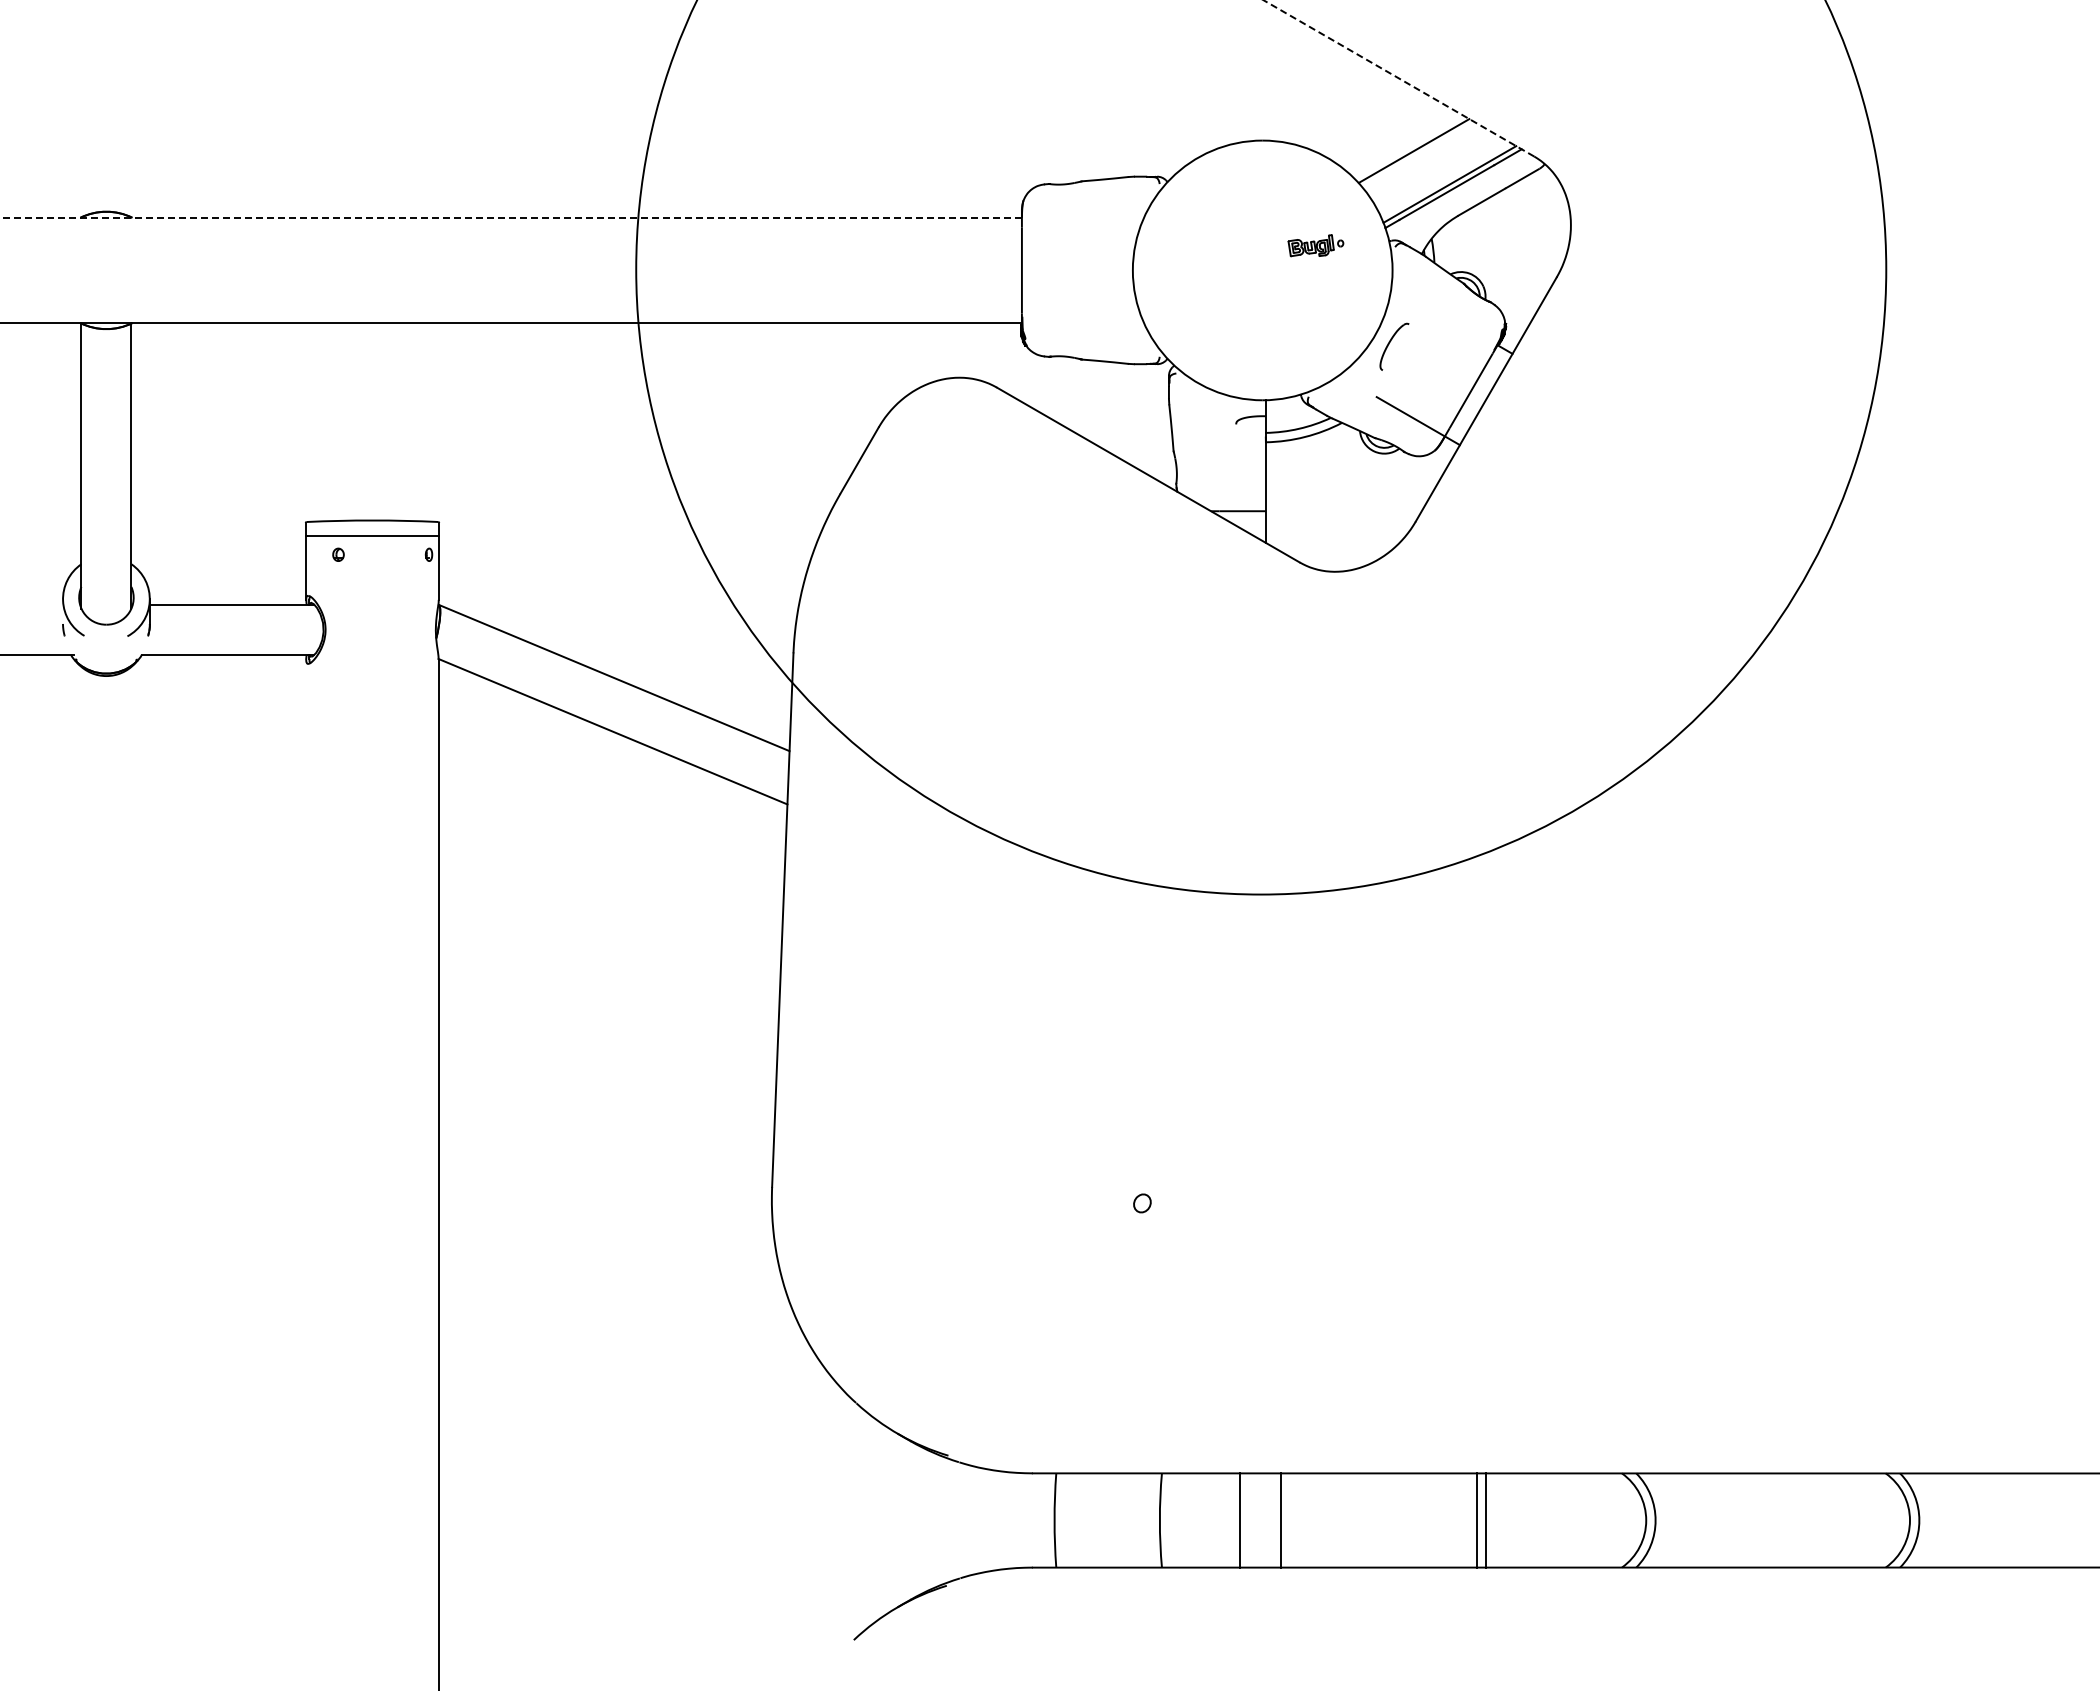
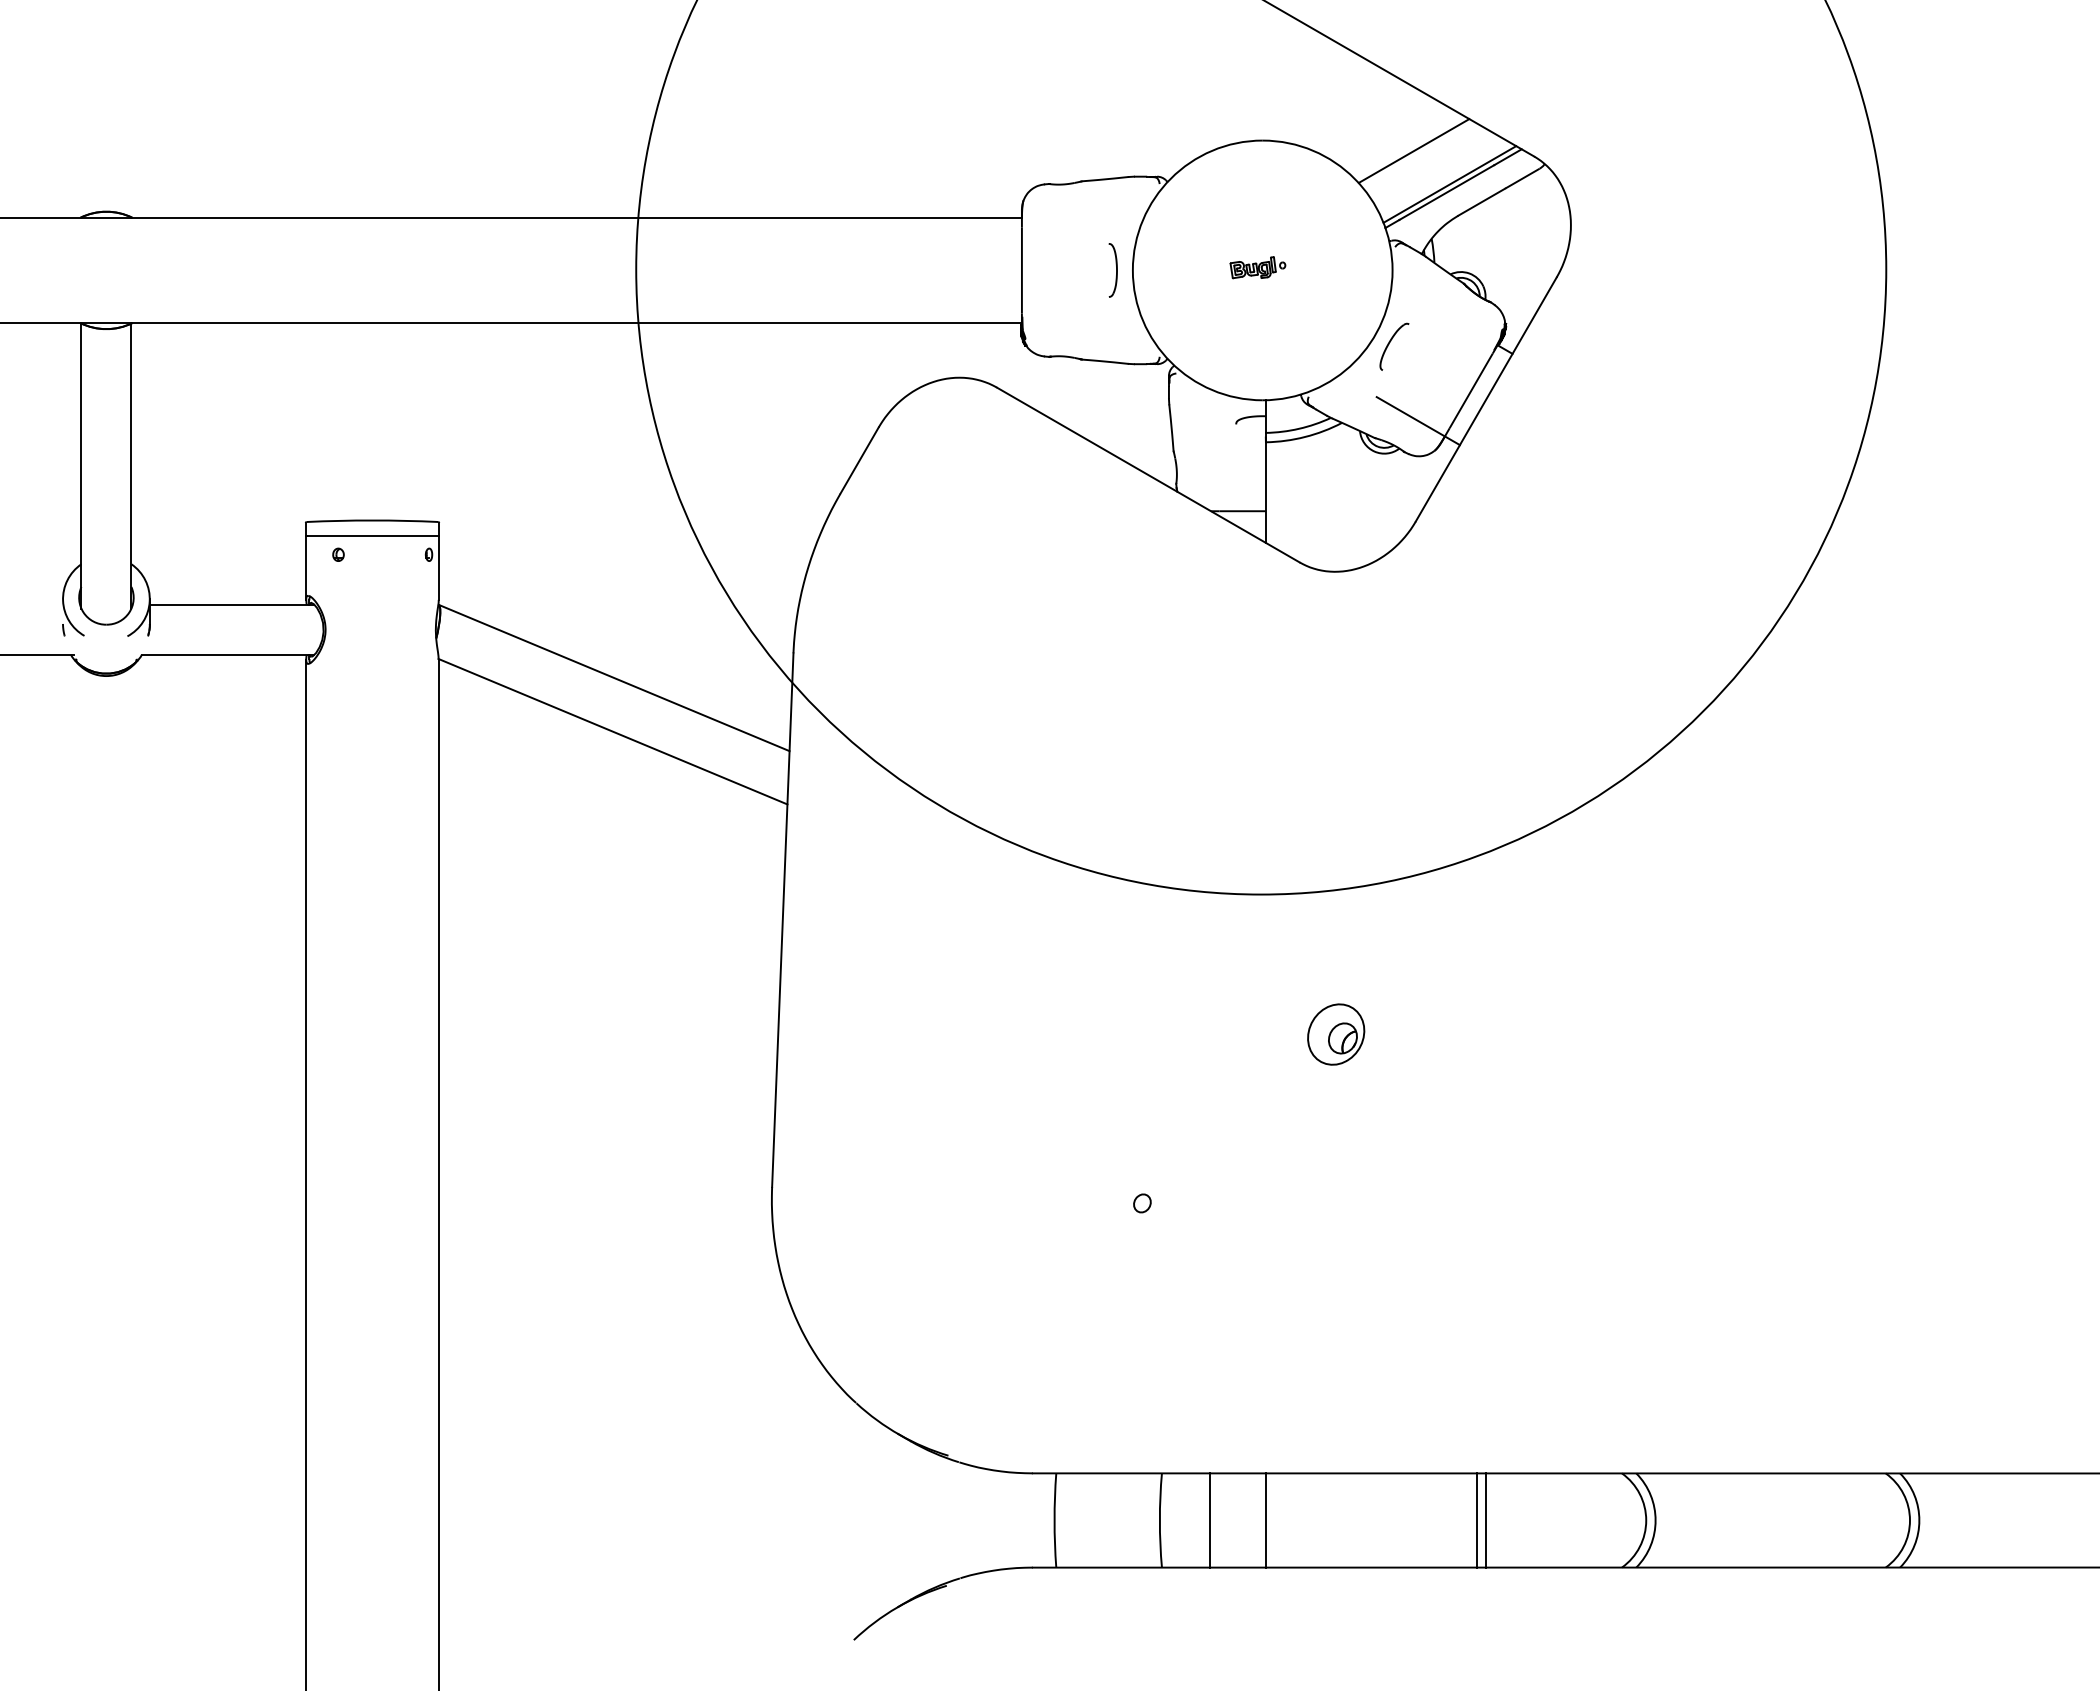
line: dashed -> solid (1398, 78)
line: dashed -> solid (510, 217)
part position: (1315, 245) -> (1257, 267) (1257, 267)
part: none -> present (1112, 270)
part: none -> present (1336, 1034)
line: none -> present (306, 1173)
line position: (1240, 1520) -> (1210, 1520) (1210, 1520)
line position: (1280, 1520) -> (1265, 1520) (1265, 1520)
